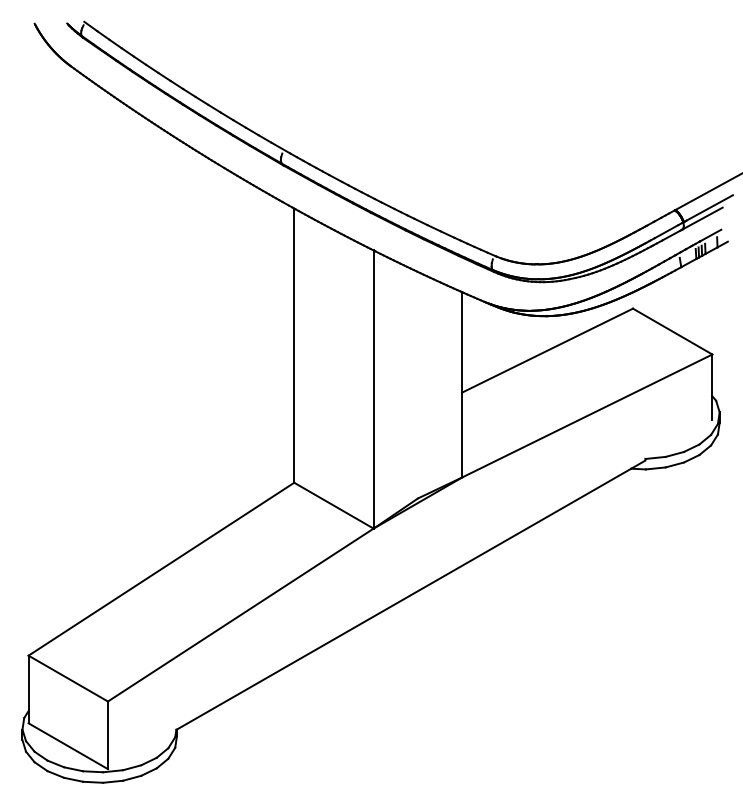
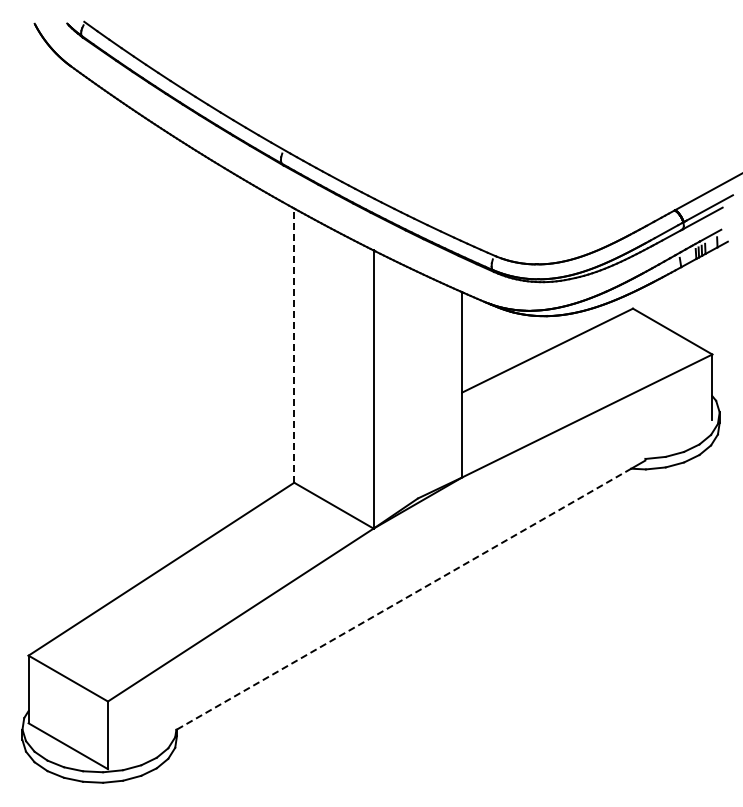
line: solid -> dashed (294, 345)
line: solid -> dashed (404, 599)
